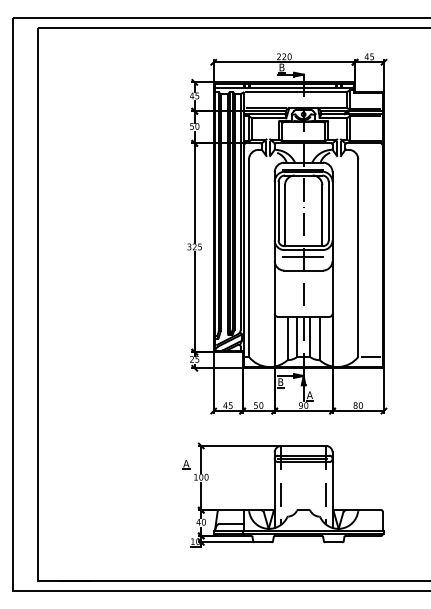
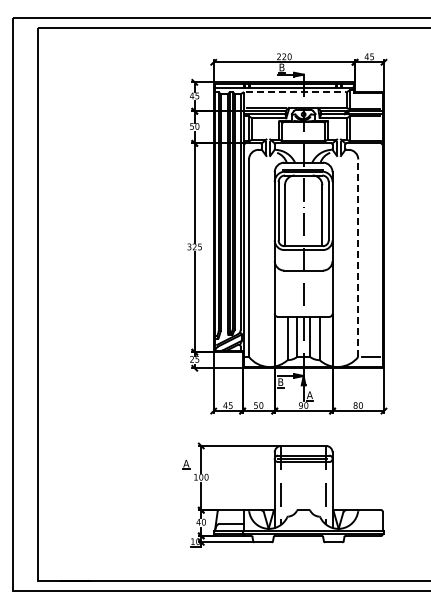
line: solid -> dashed (295, 92)
line: present -> none (302, 257)
line: solid -> dashed (358, 258)
